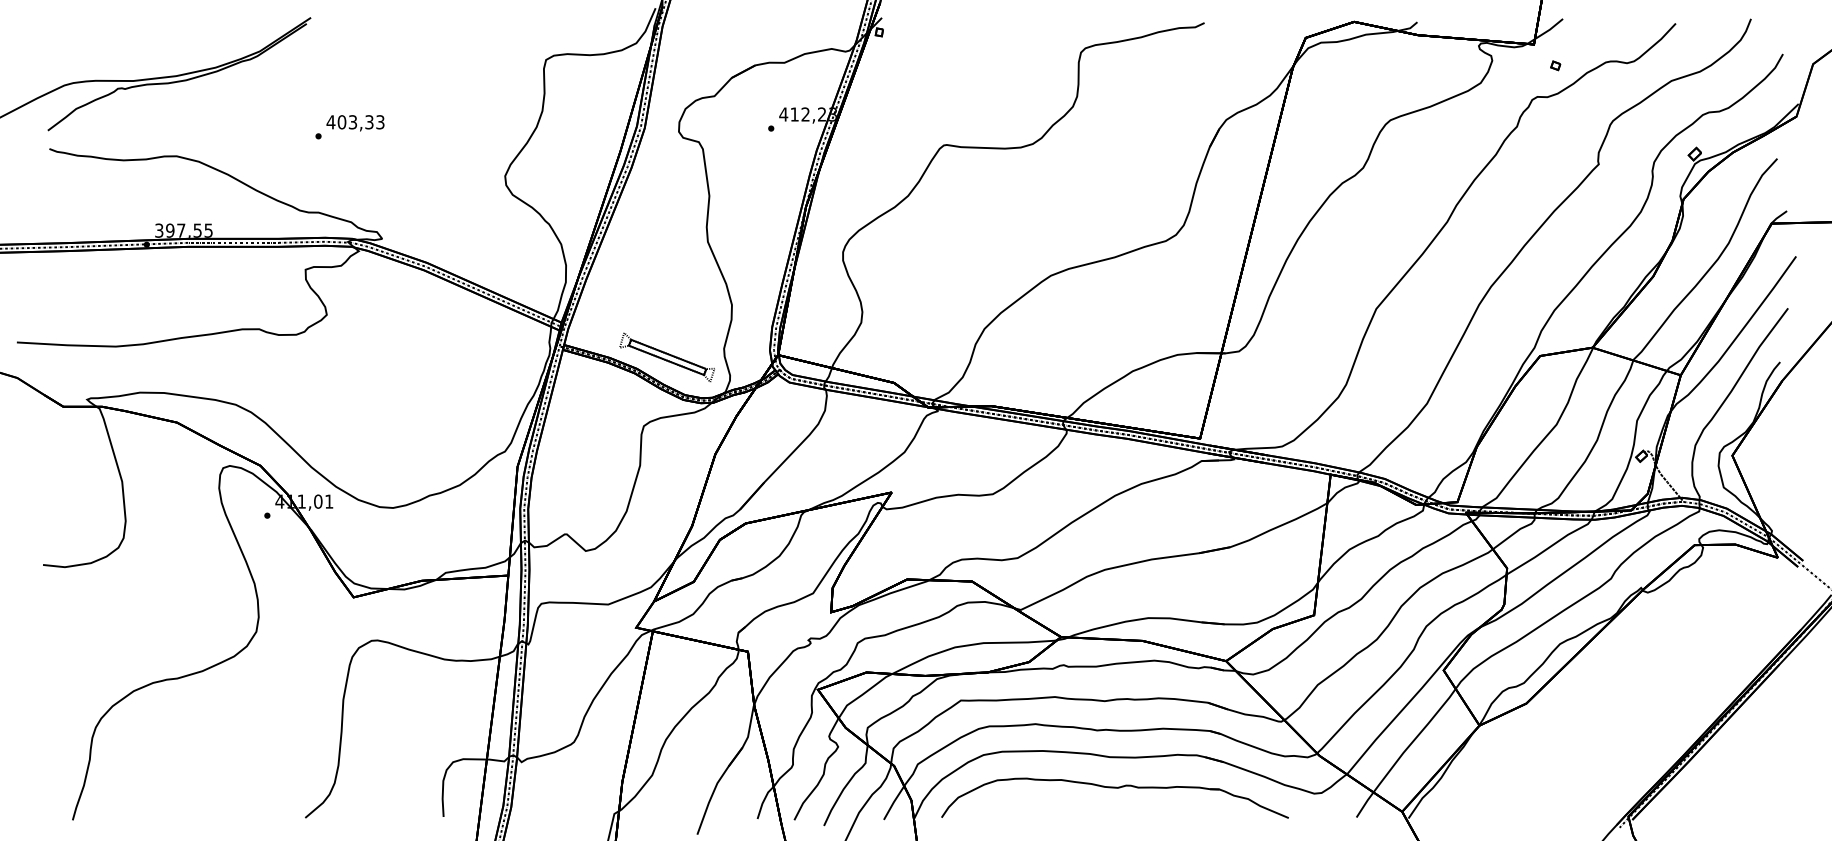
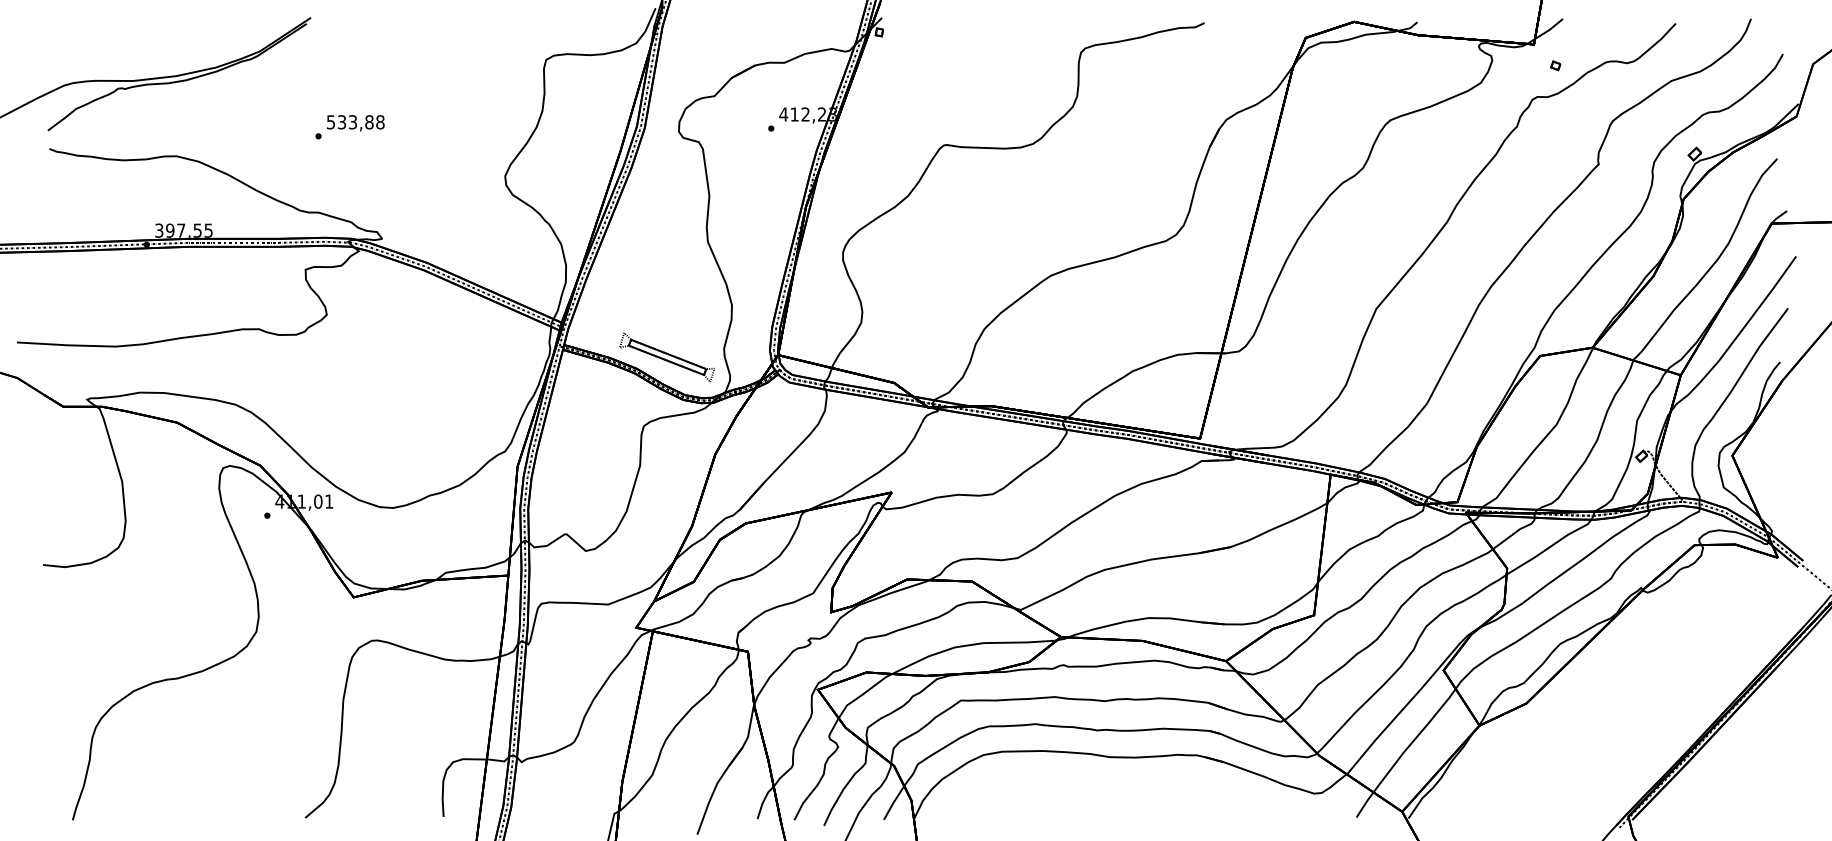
text: 403,33 -> 533,88 (355, 122)
part: present -> none (1114, 788)
